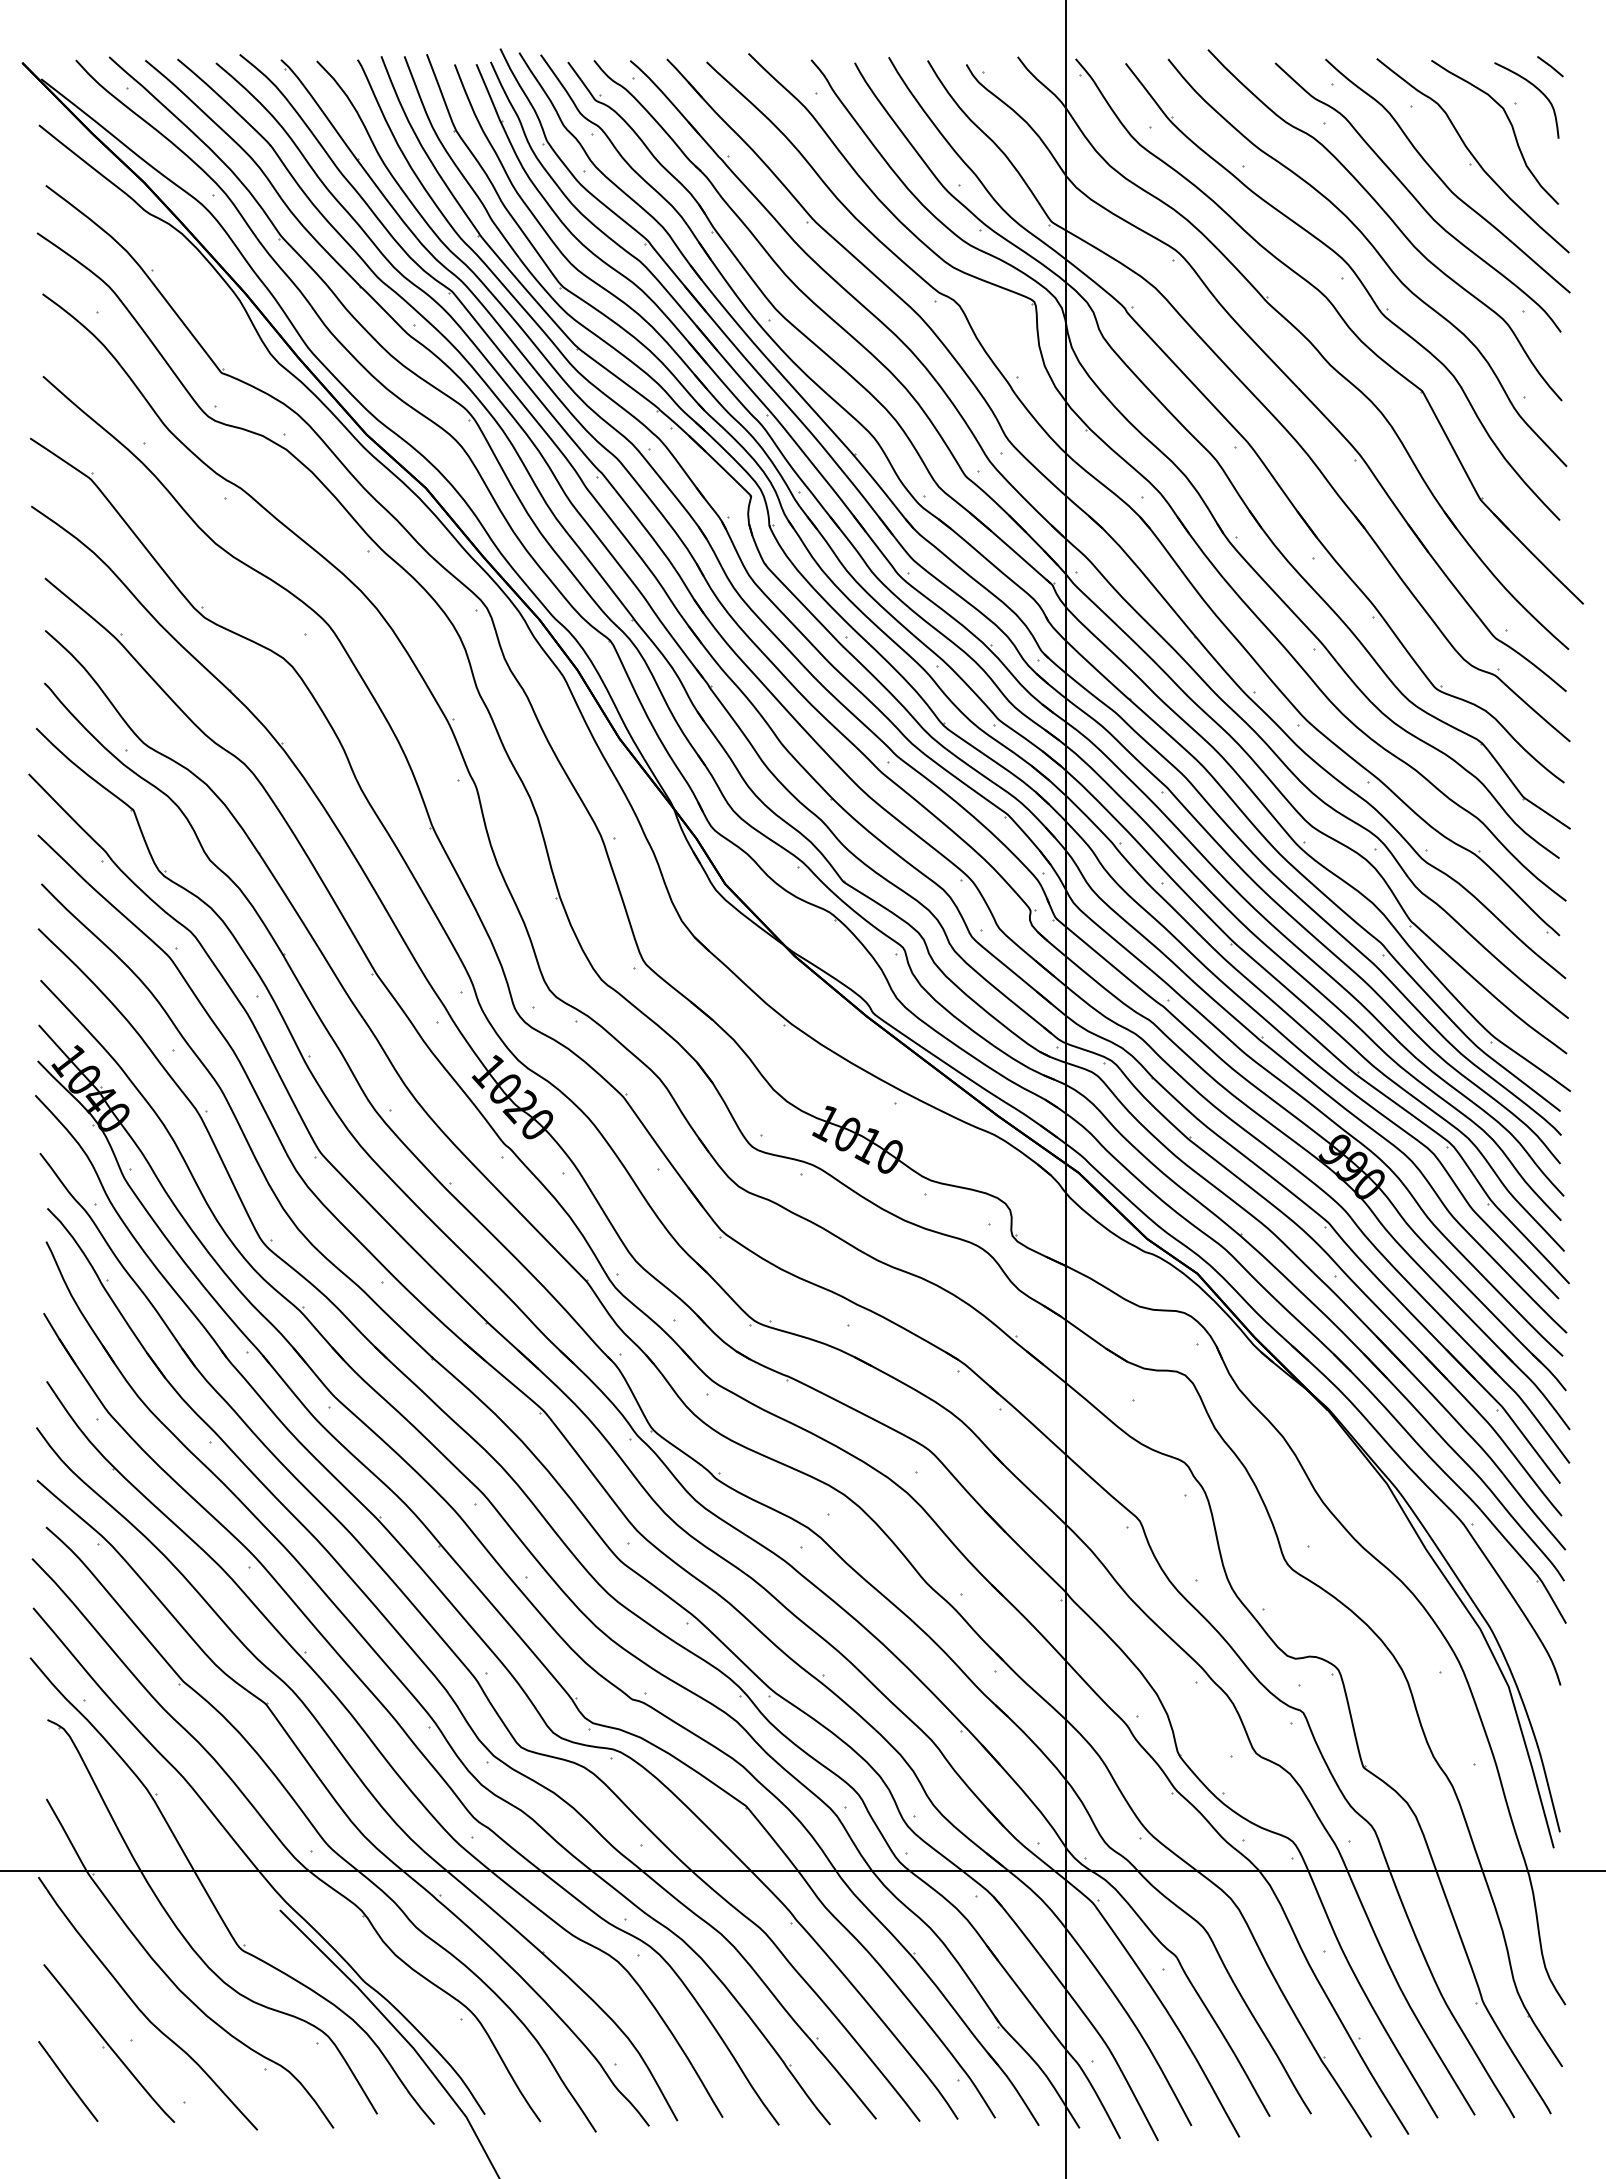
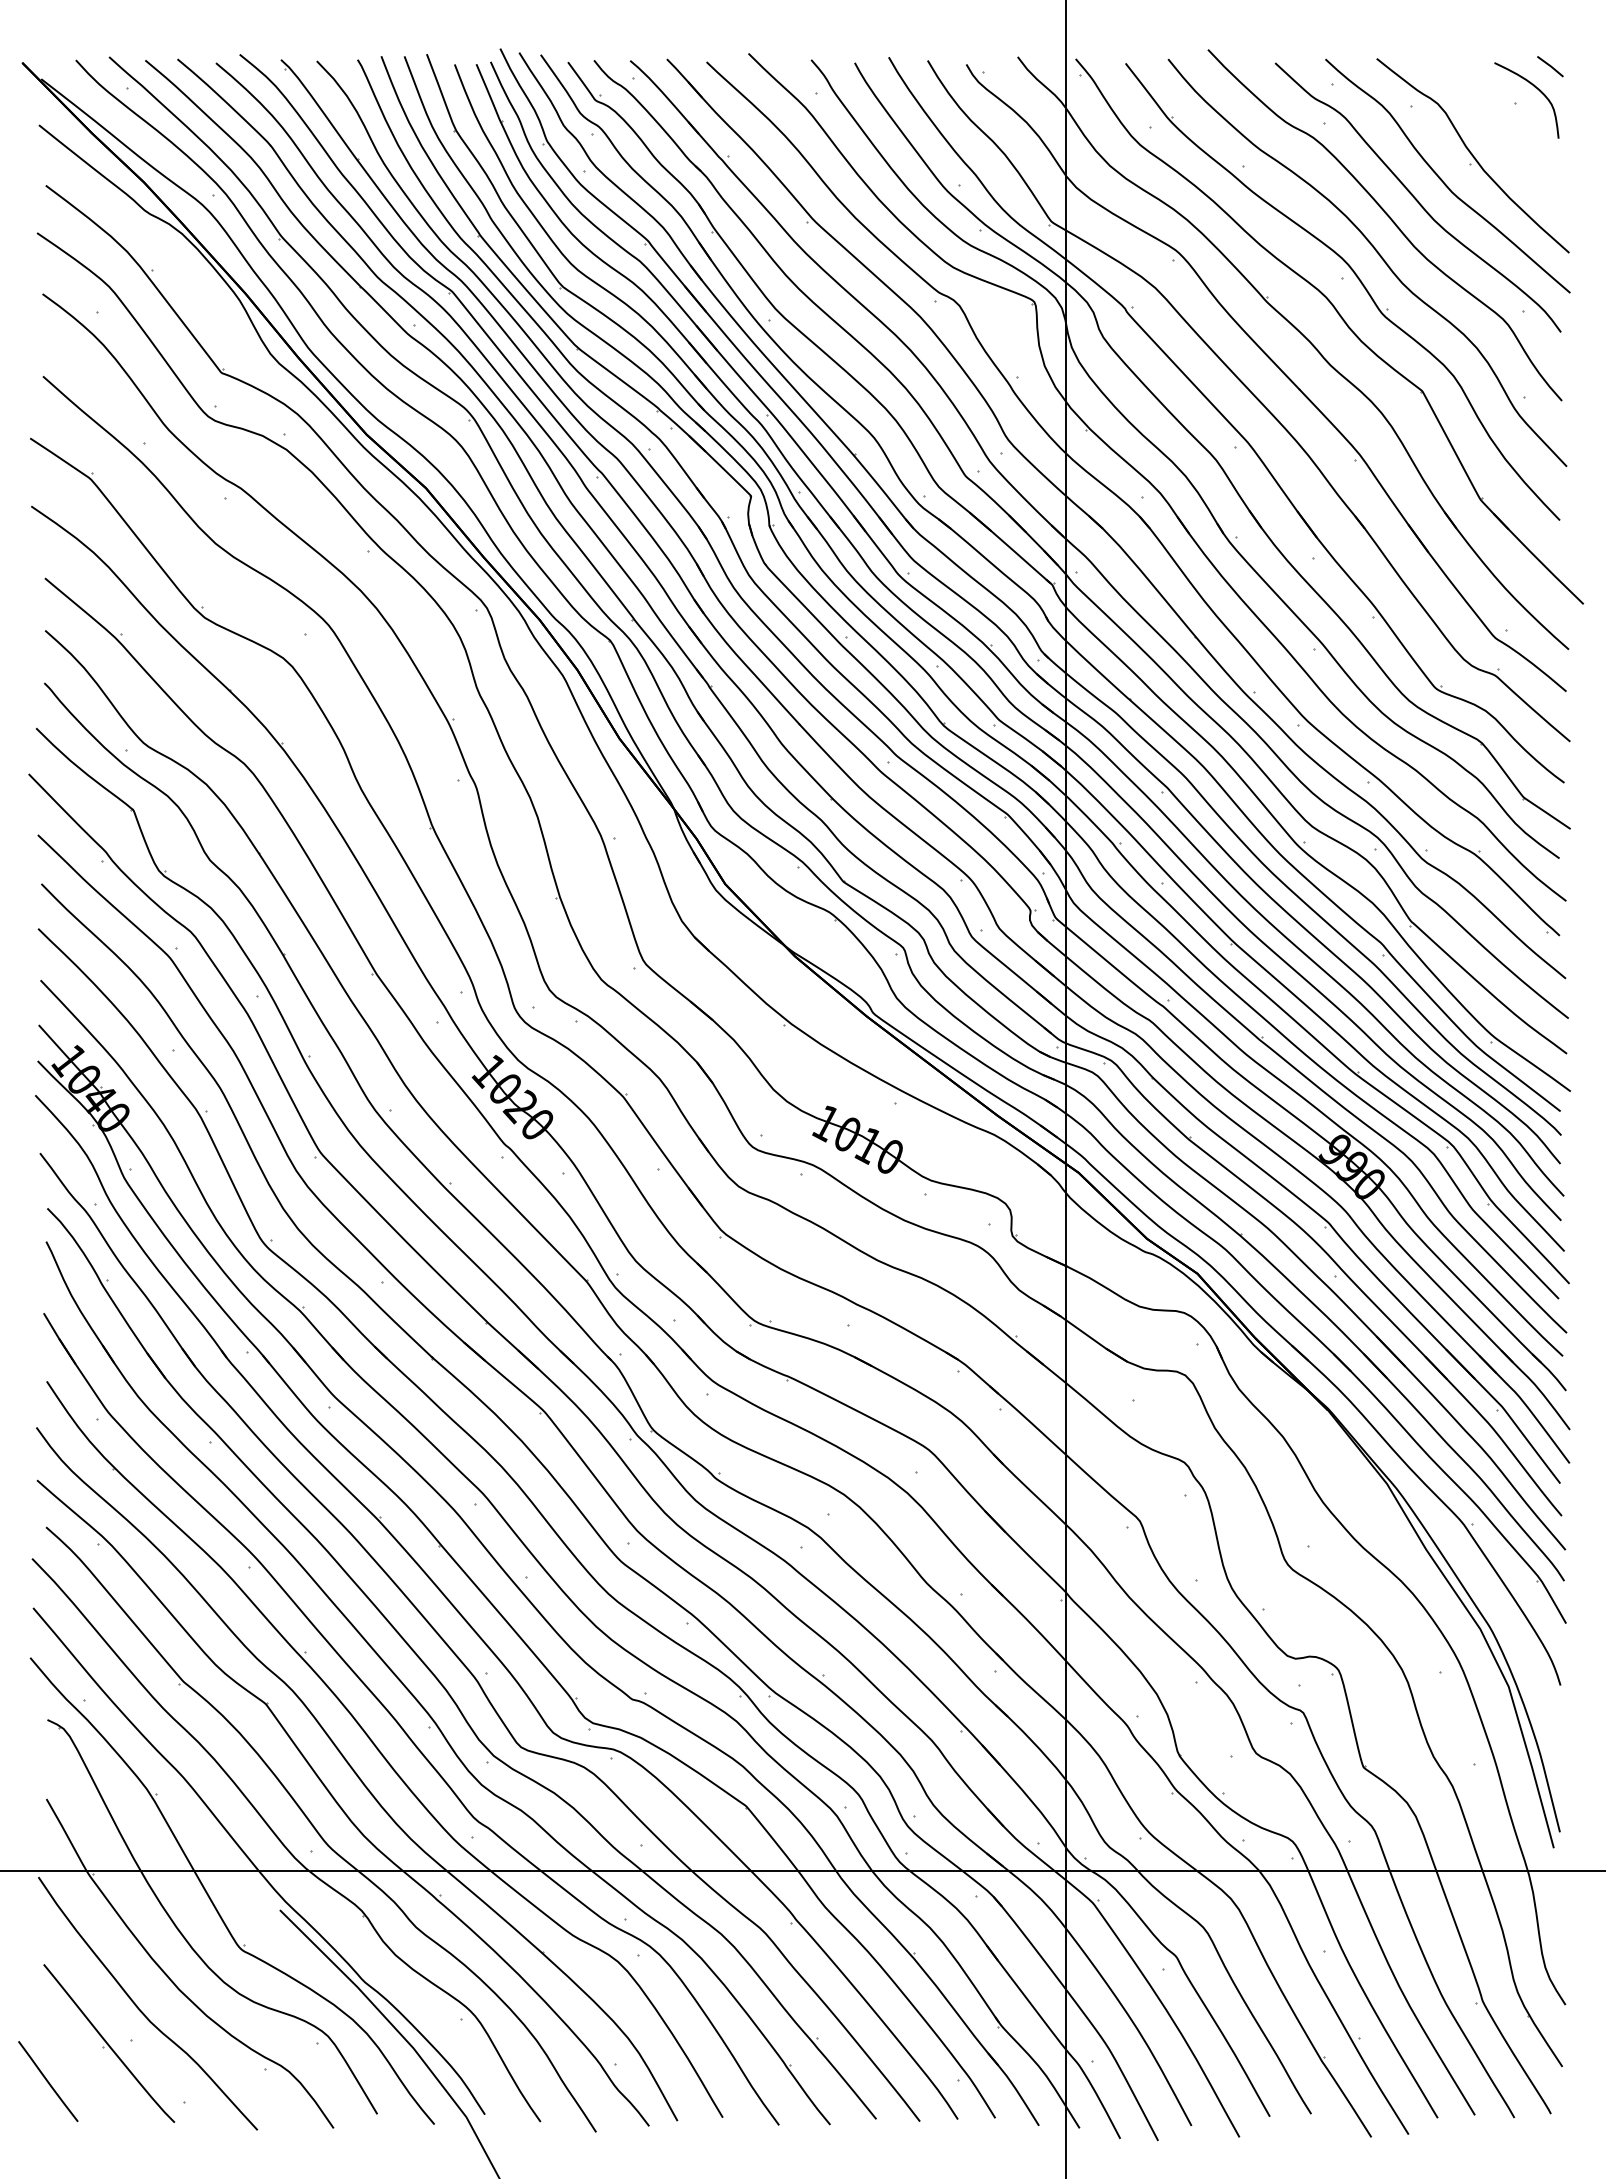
curve: present -> none (1509, 123)
line position: (68, 2081) -> (48, 2081) (48, 2081)
